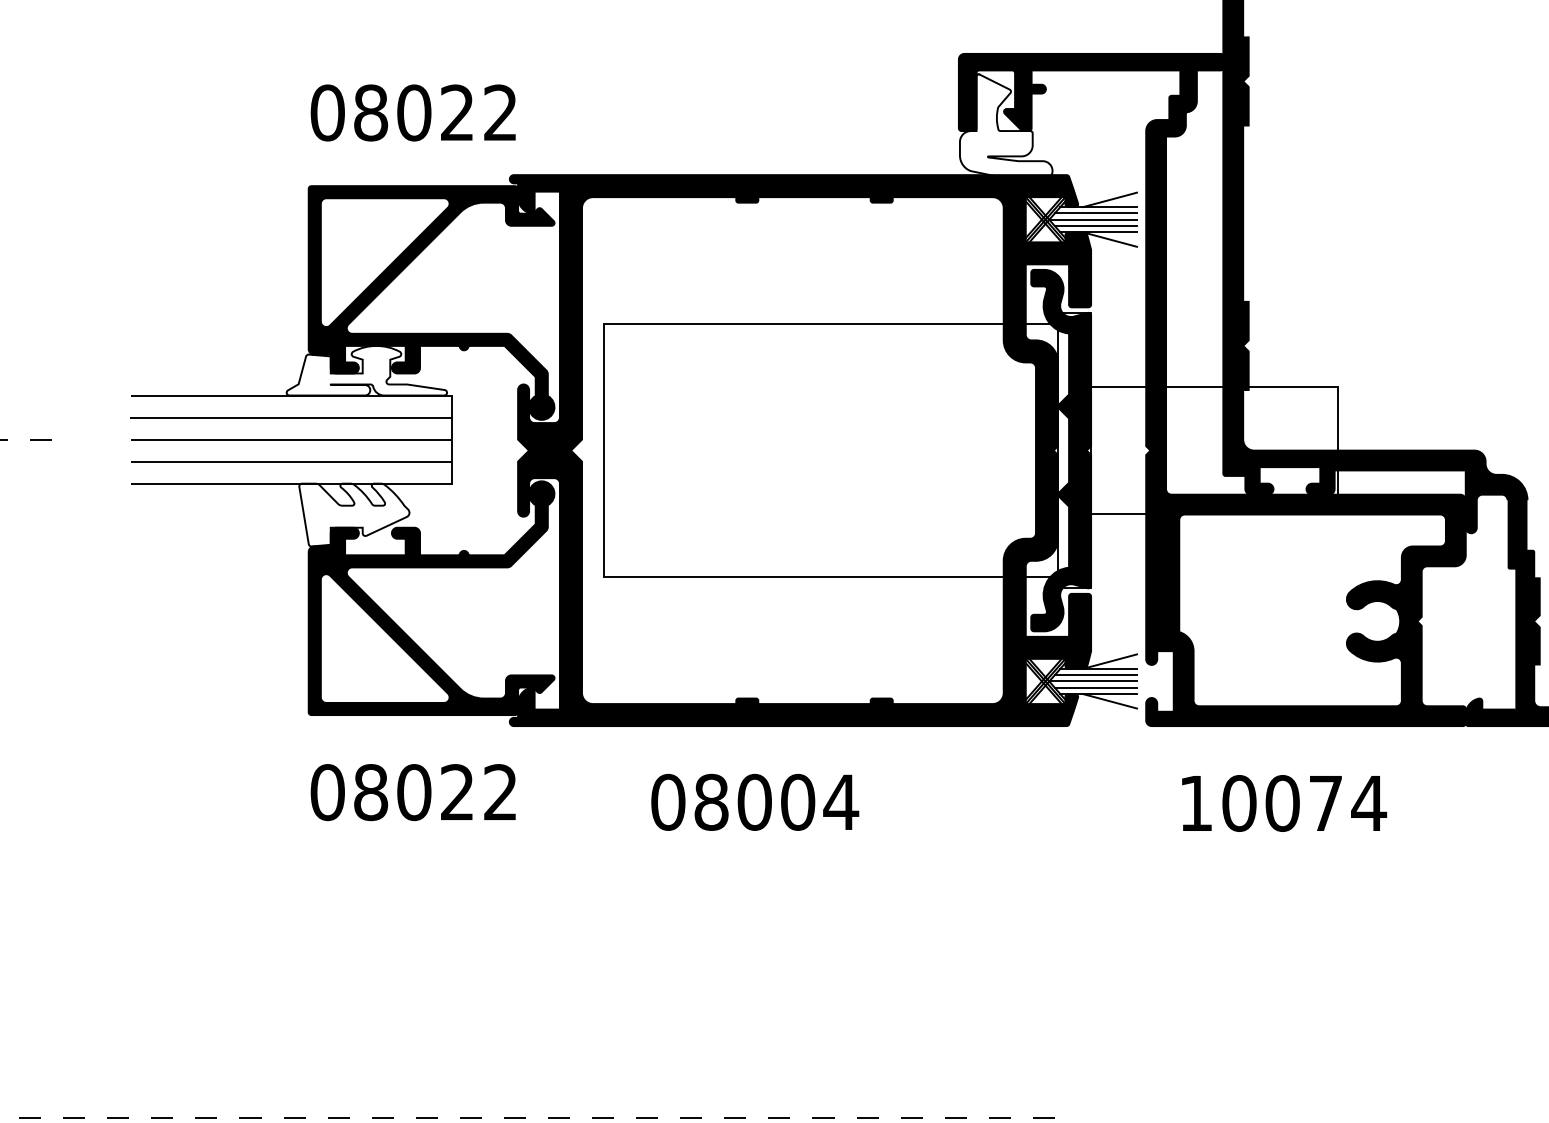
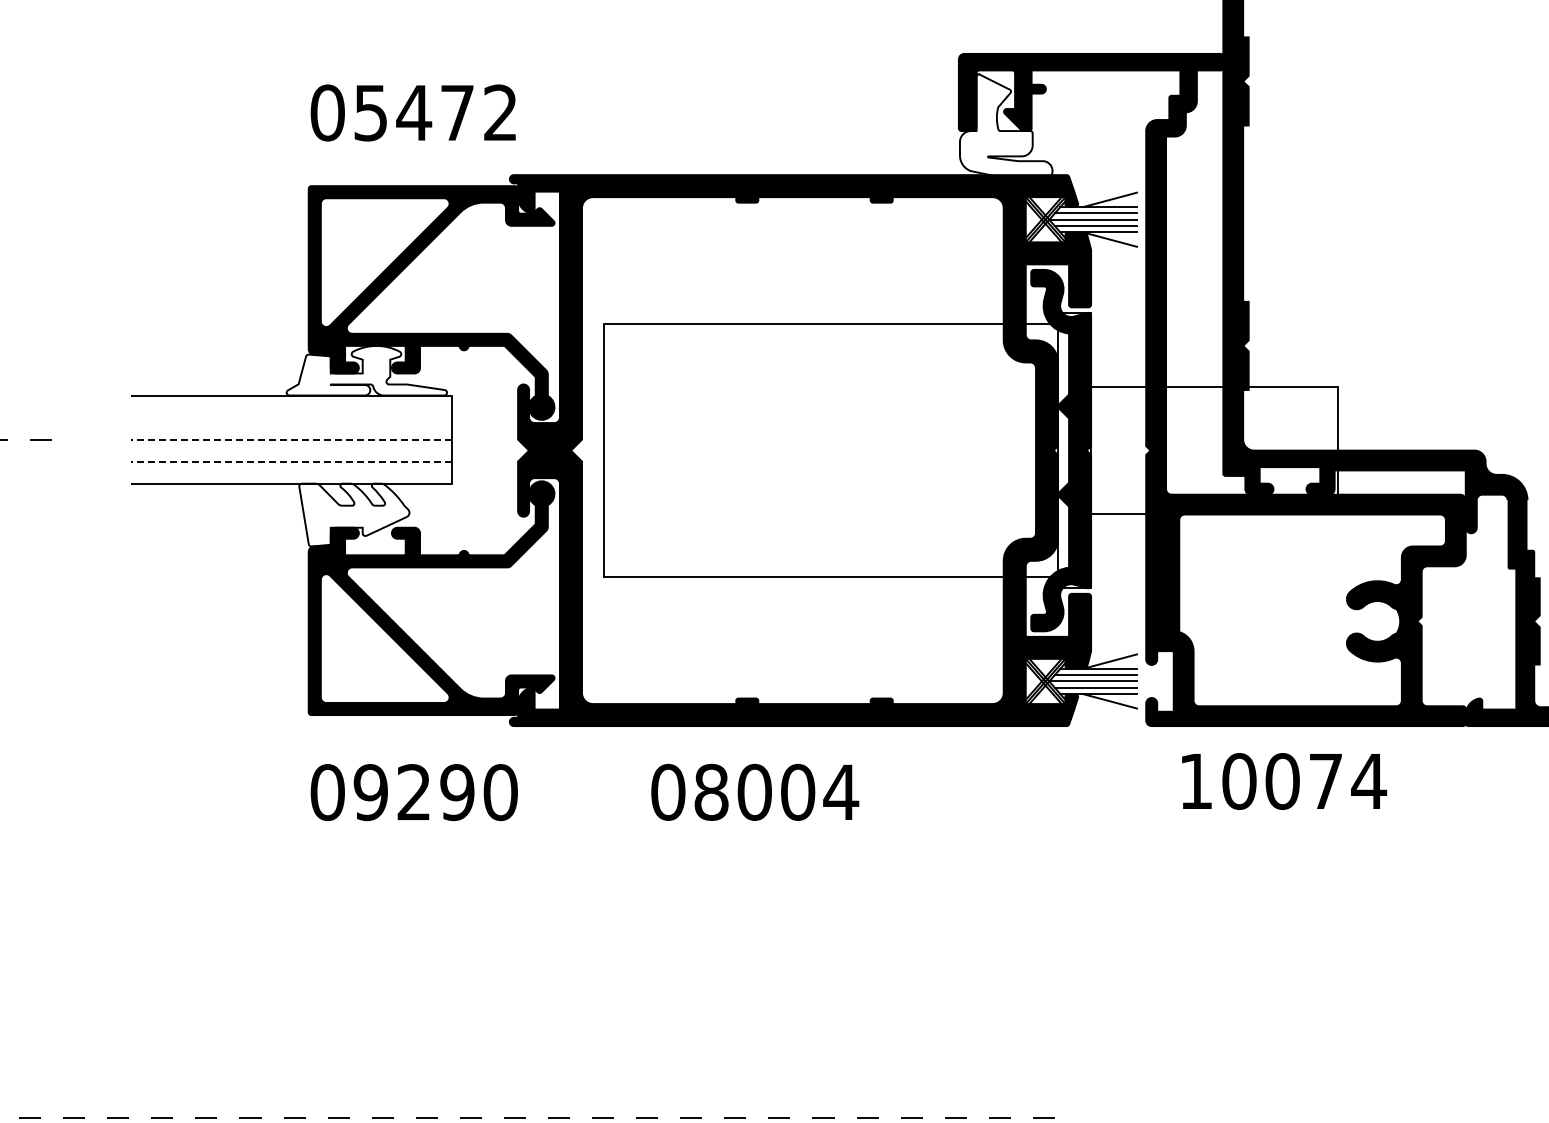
text: 08022 -> 05472 (413, 112)
line: present -> none (290, 417)
line: solid -> dashed (291, 439)
line: solid -> dashed (291, 461)
text: 08022 -> 09290 (435, 792)
text position: (755, 801) -> (755, 791) (755, 791)
text position: (1284, 803) -> (1284, 781) (1284, 781)
